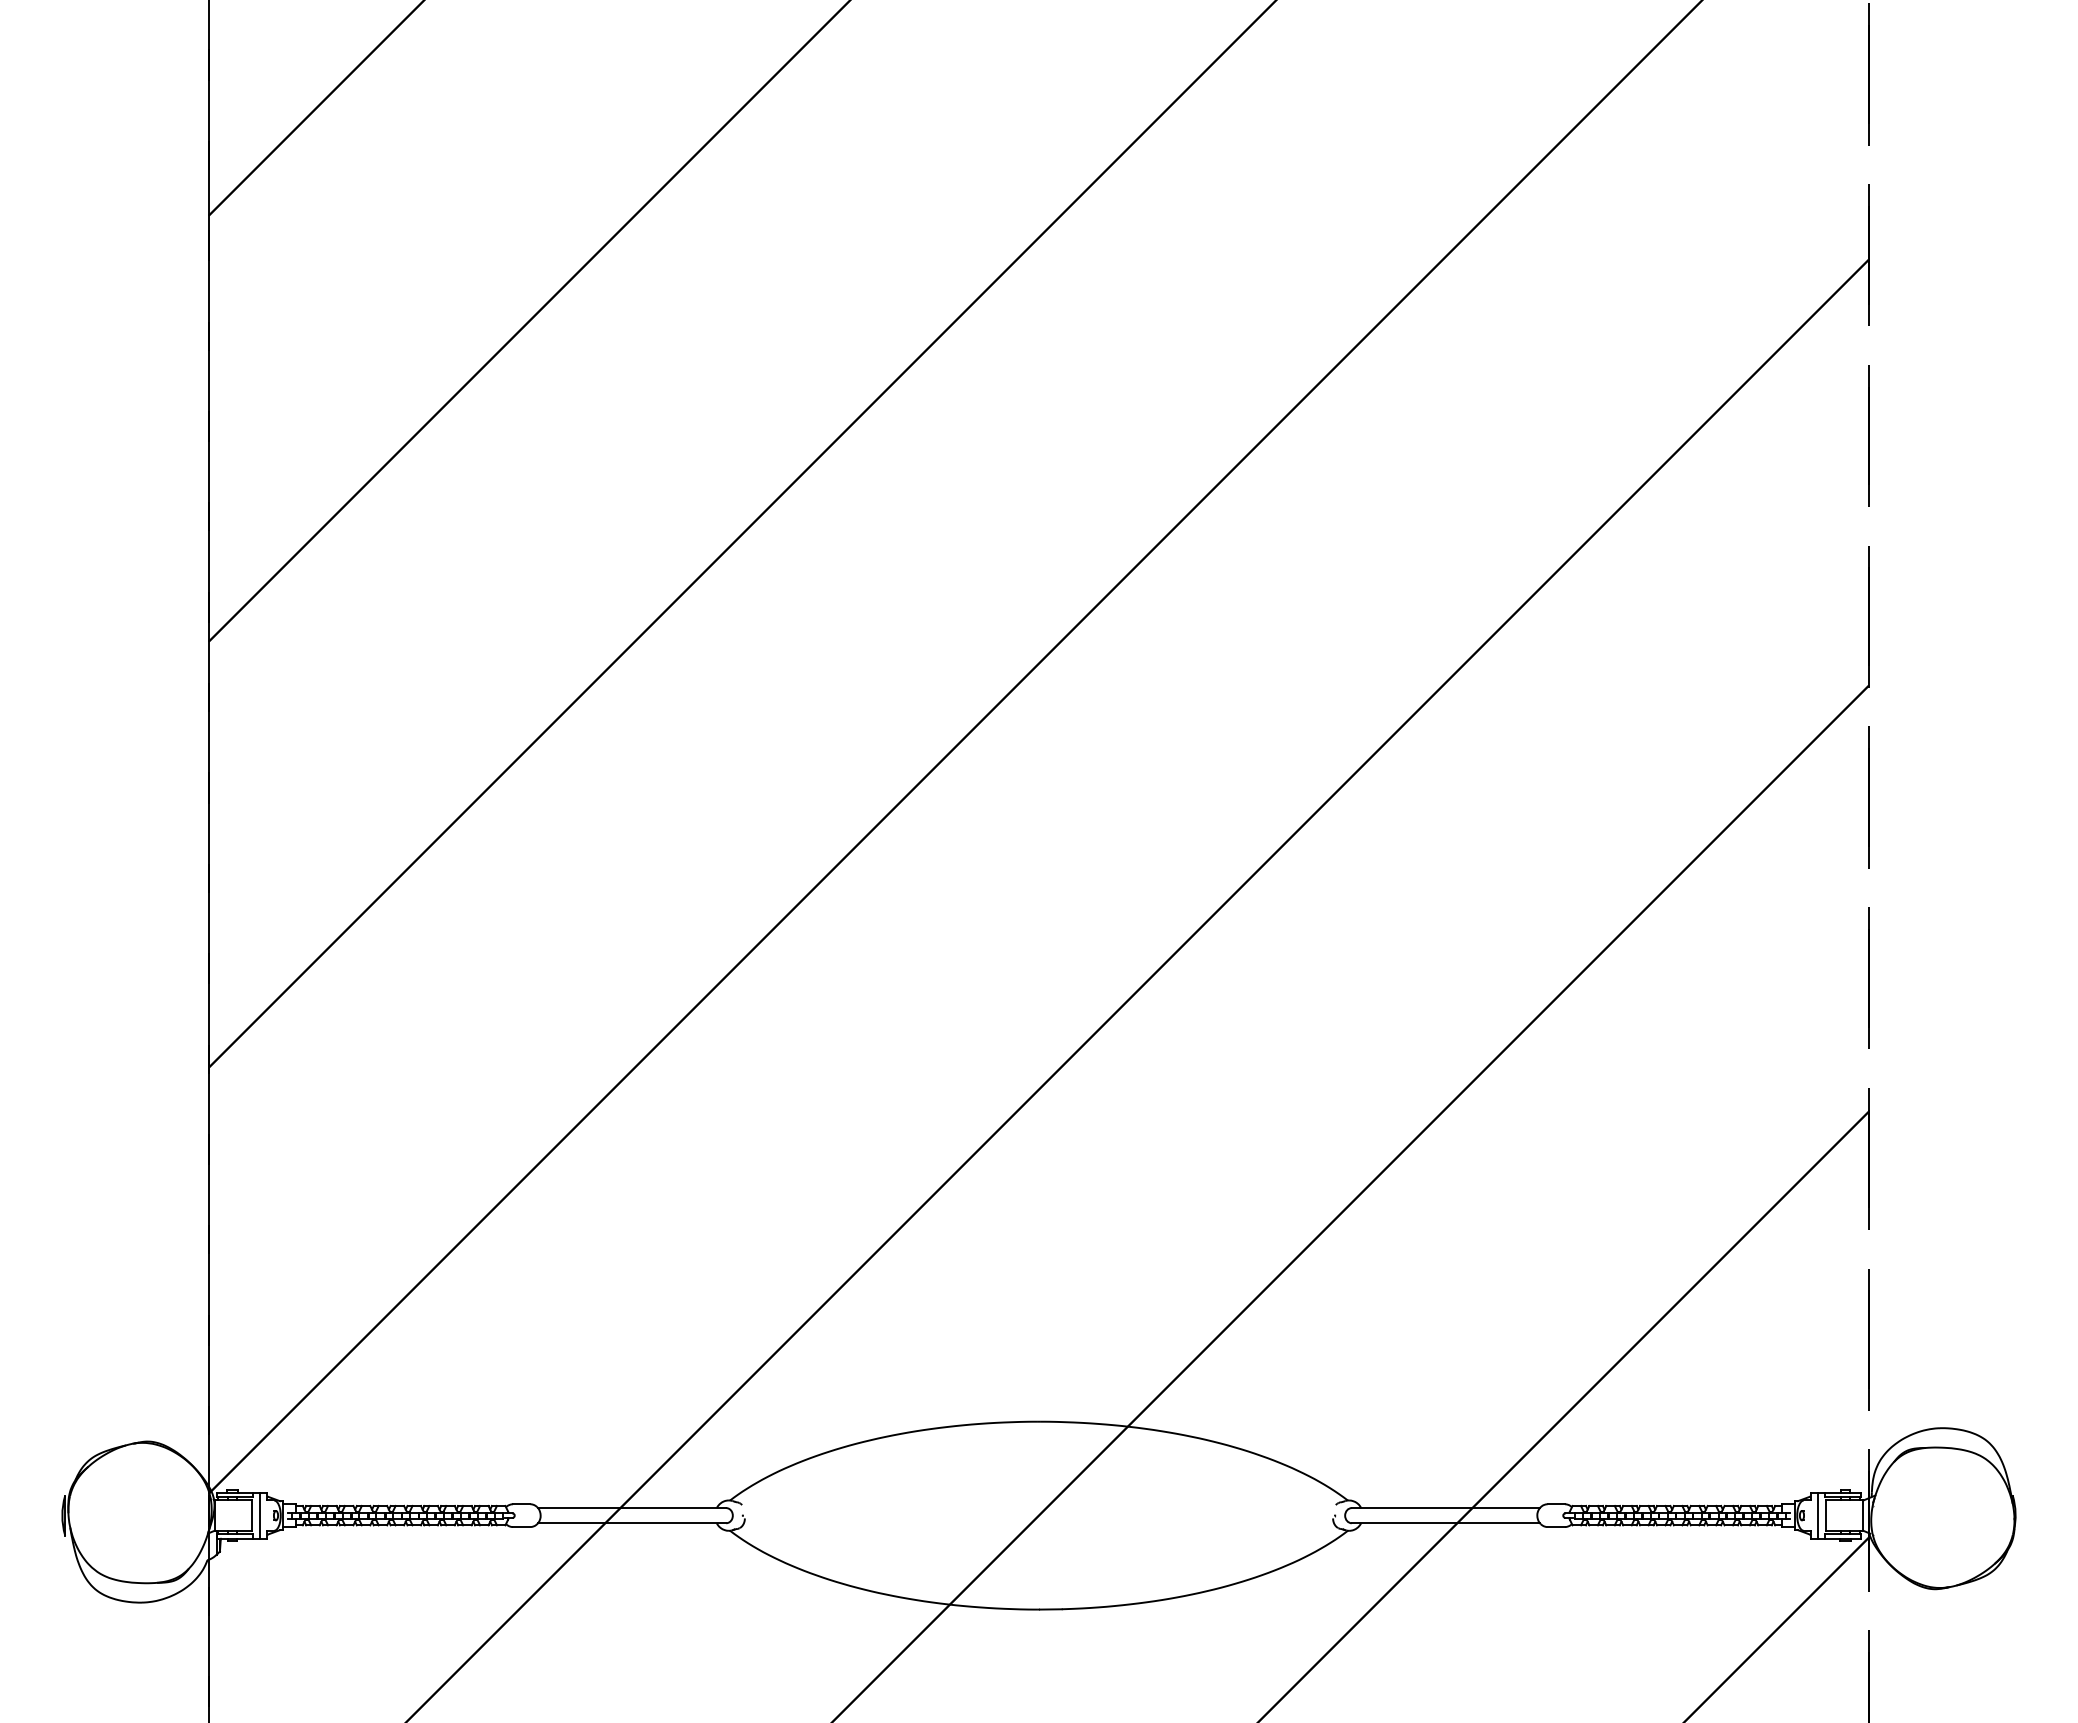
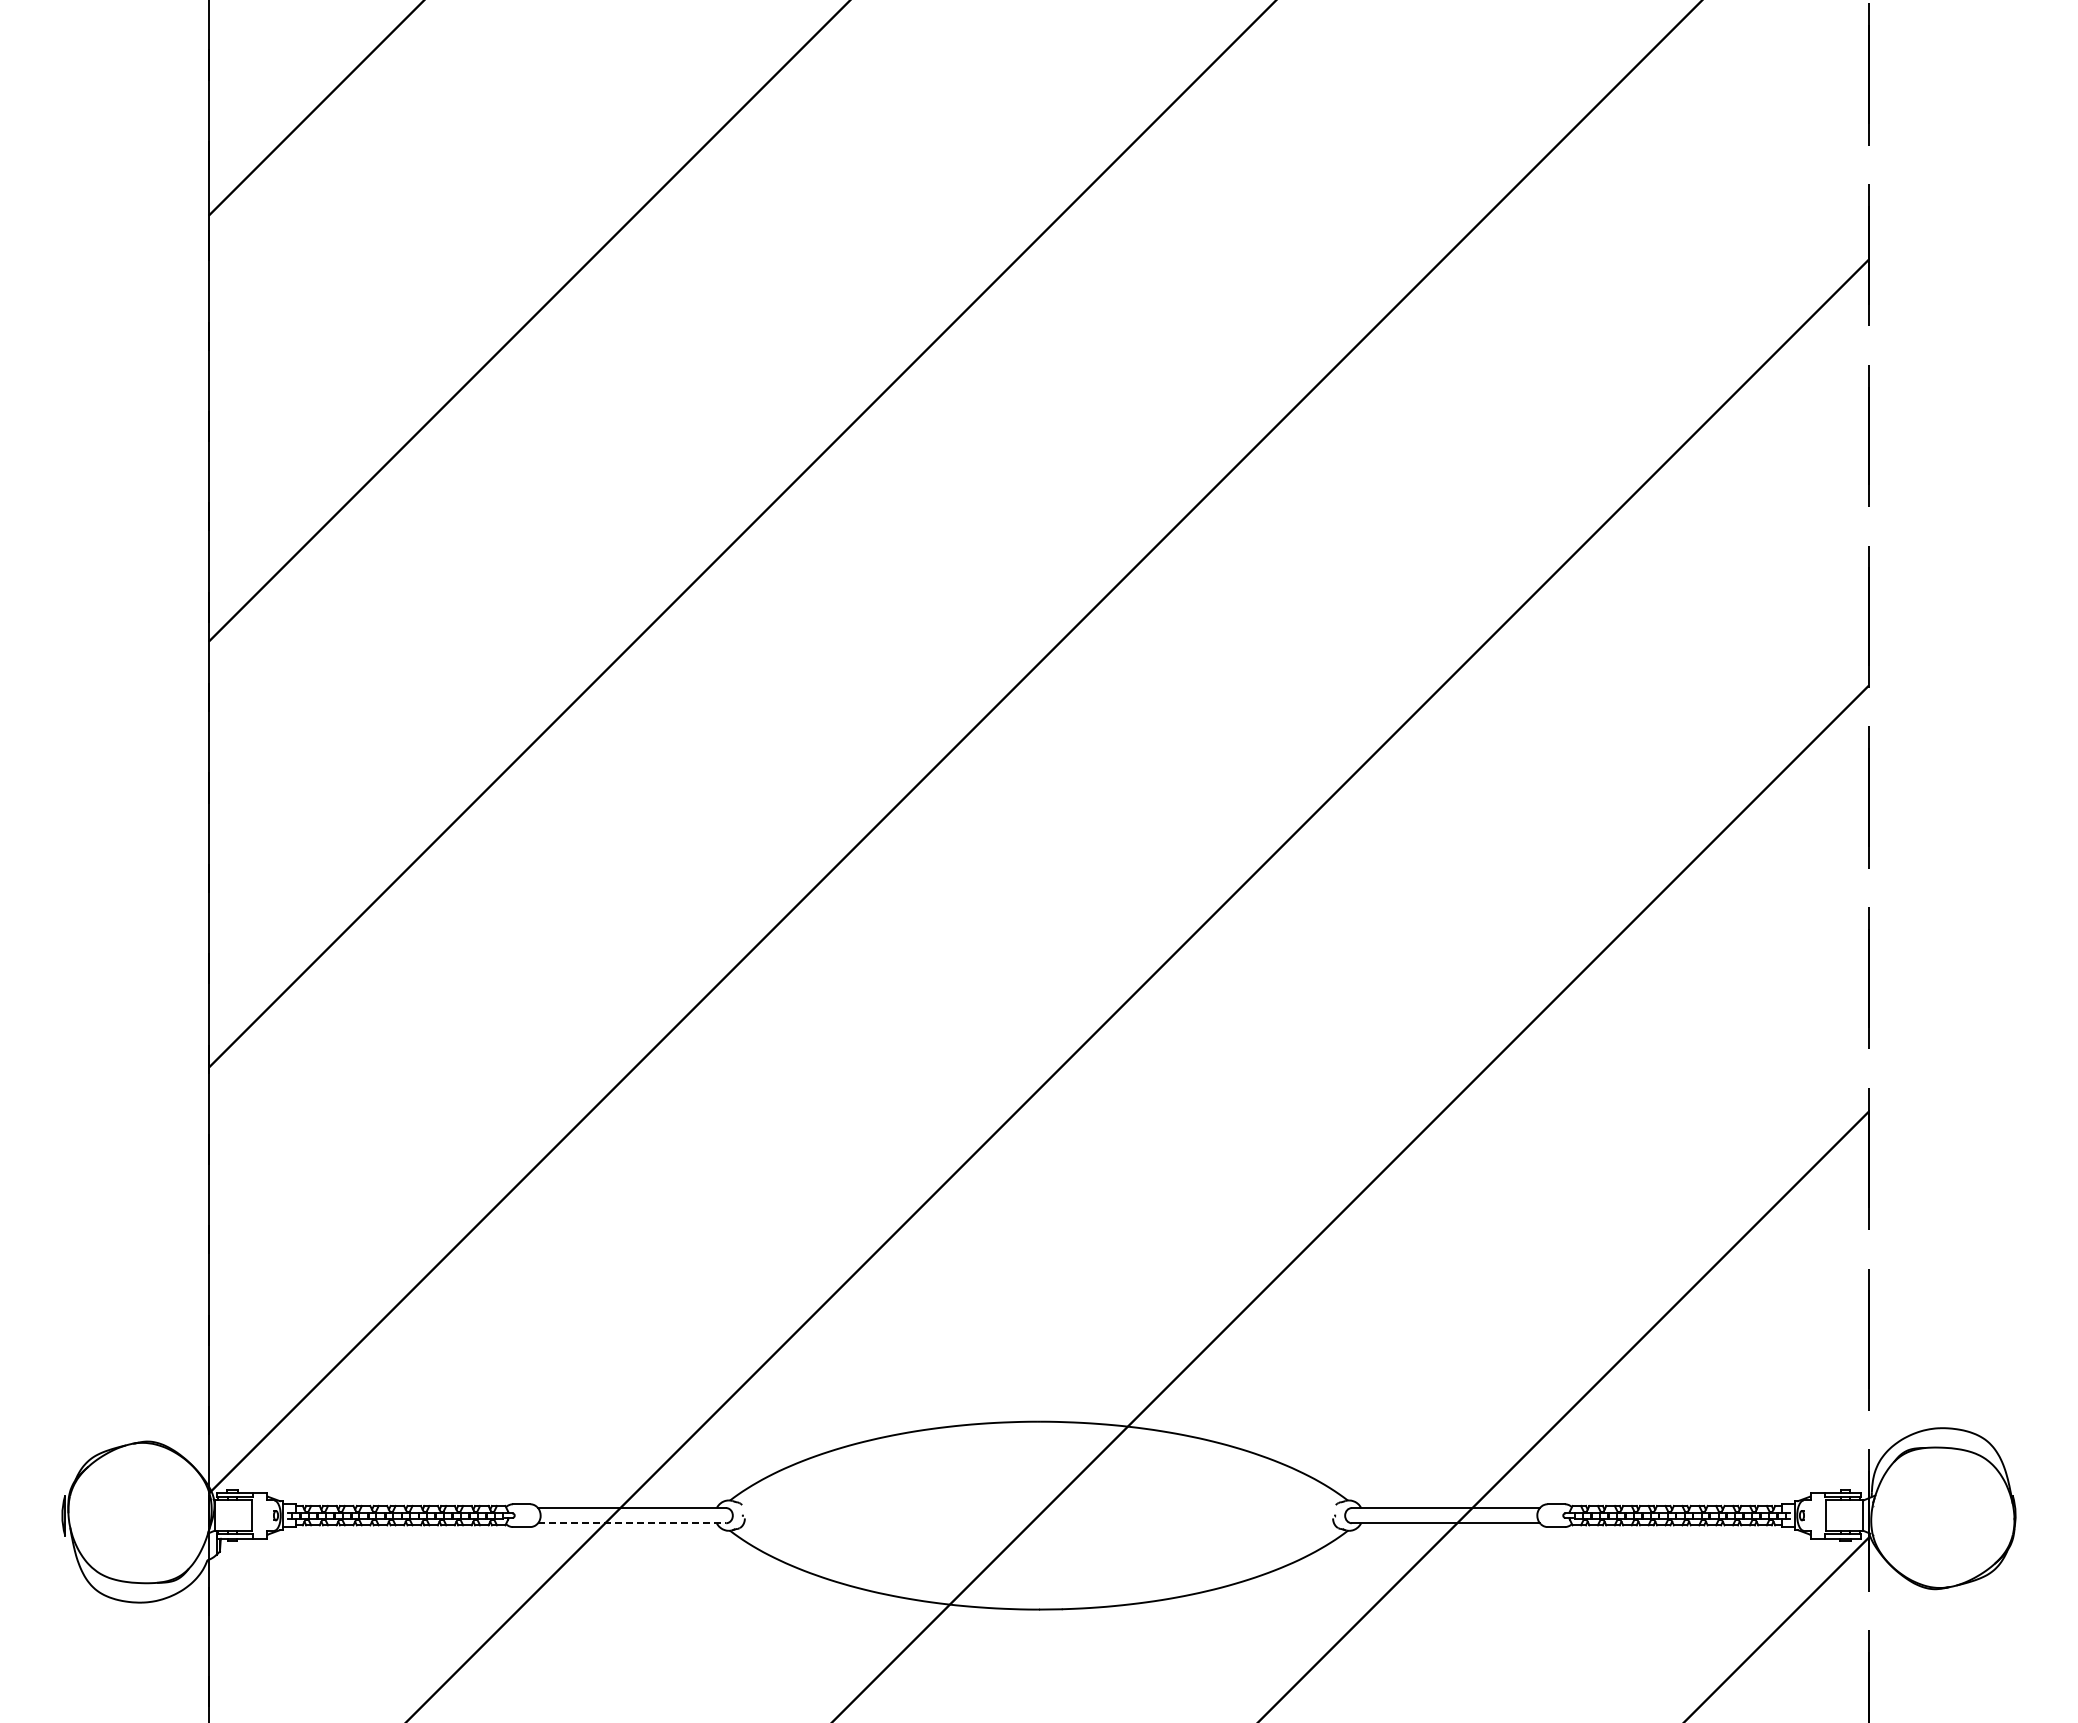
line: present -> none (259, 1515)
line: present -> none (1818, 1515)
line: solid -> dashed (632, 1523)
